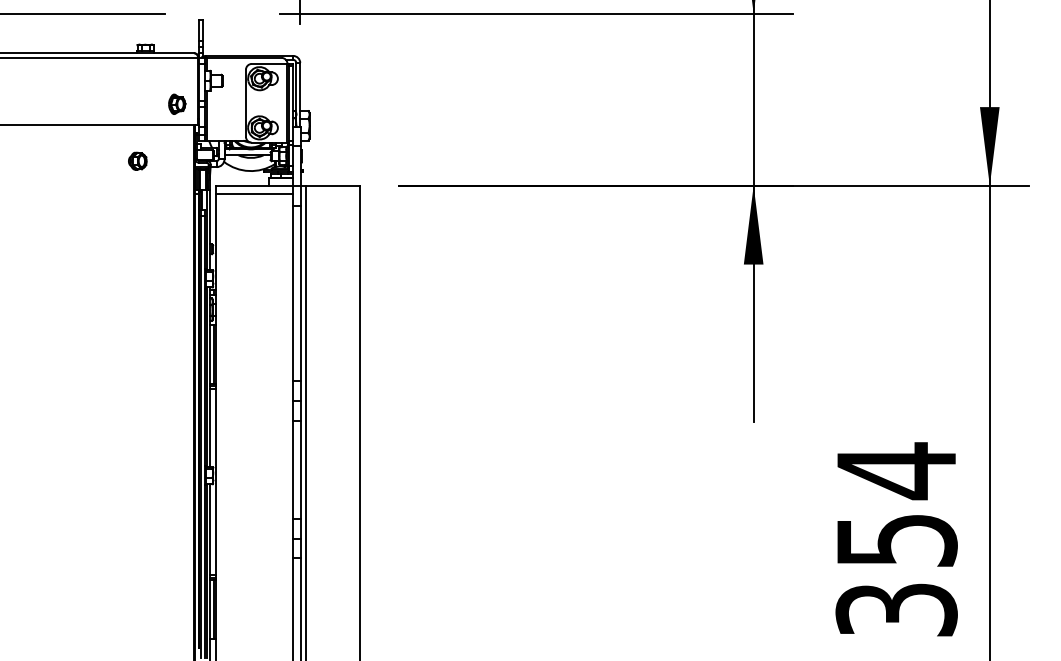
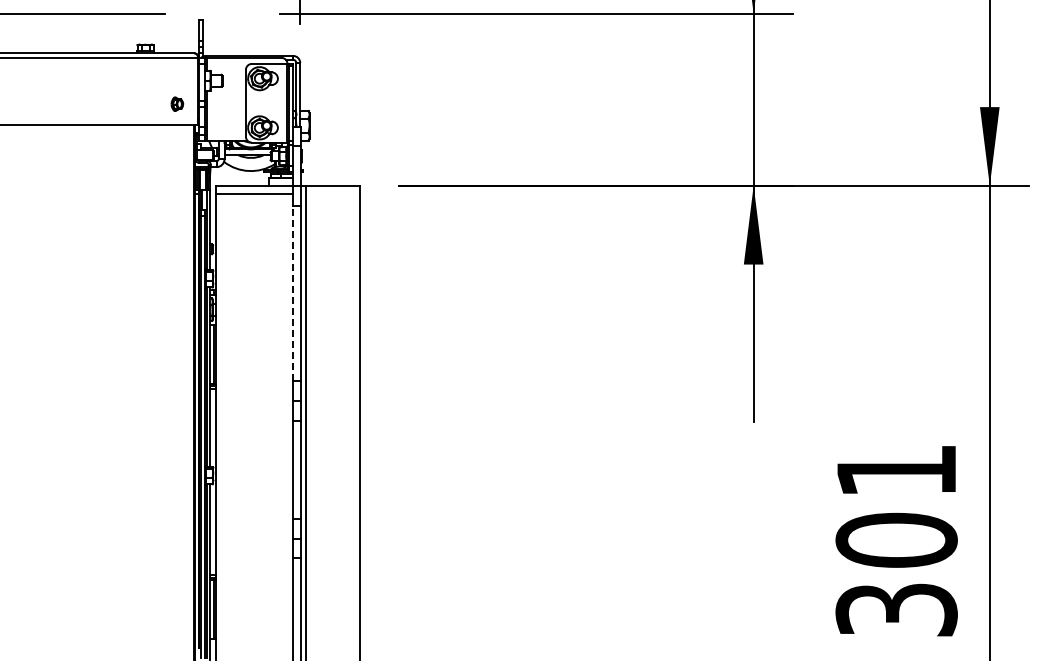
part size: 19x22 px -> 15x16 px (177, 103)
part: present -> none (137, 160)
line: solid -> dashed (293, 293)
text: 354 -> 301 (896, 504)
